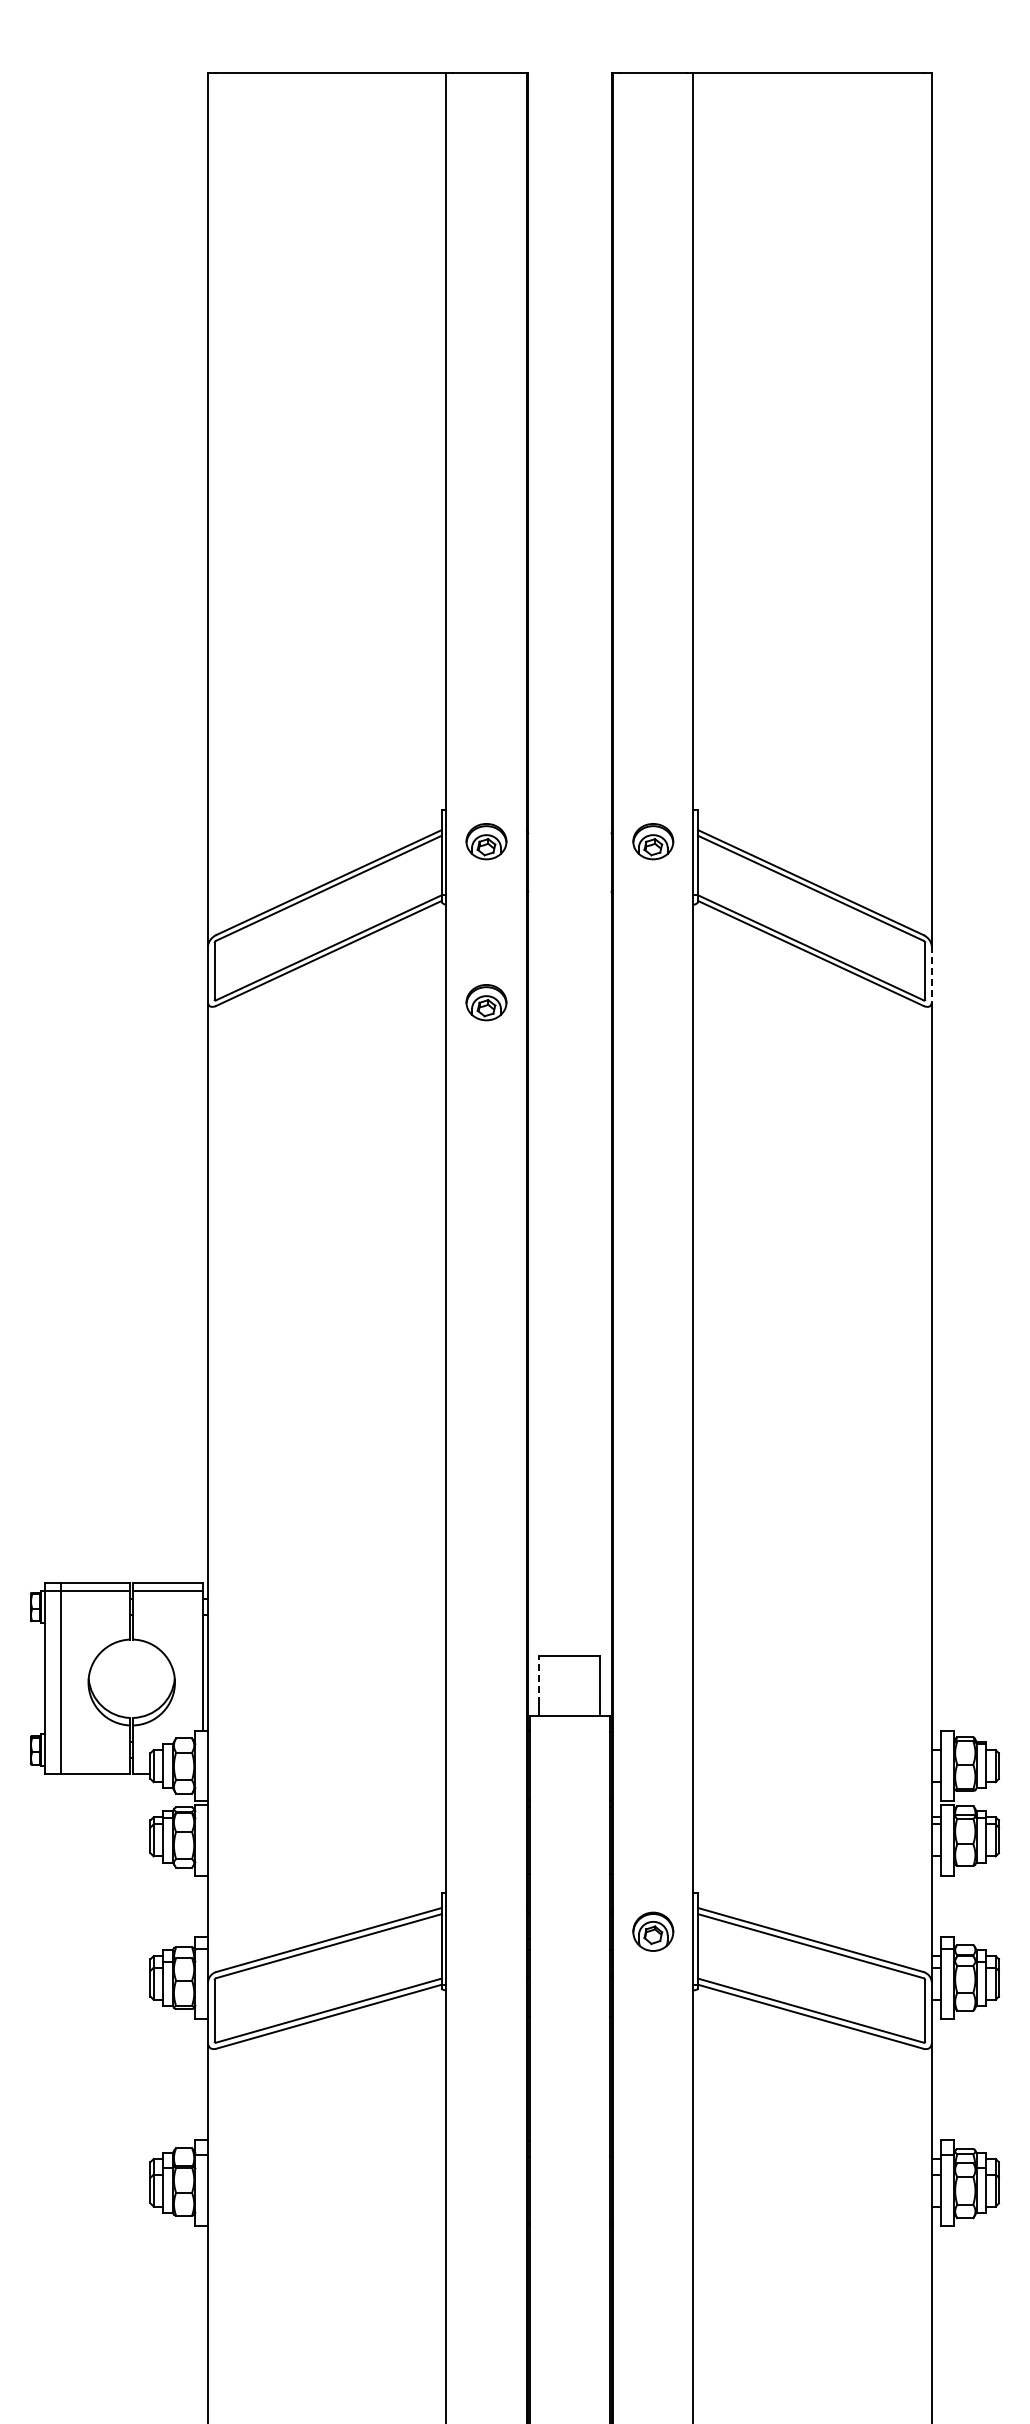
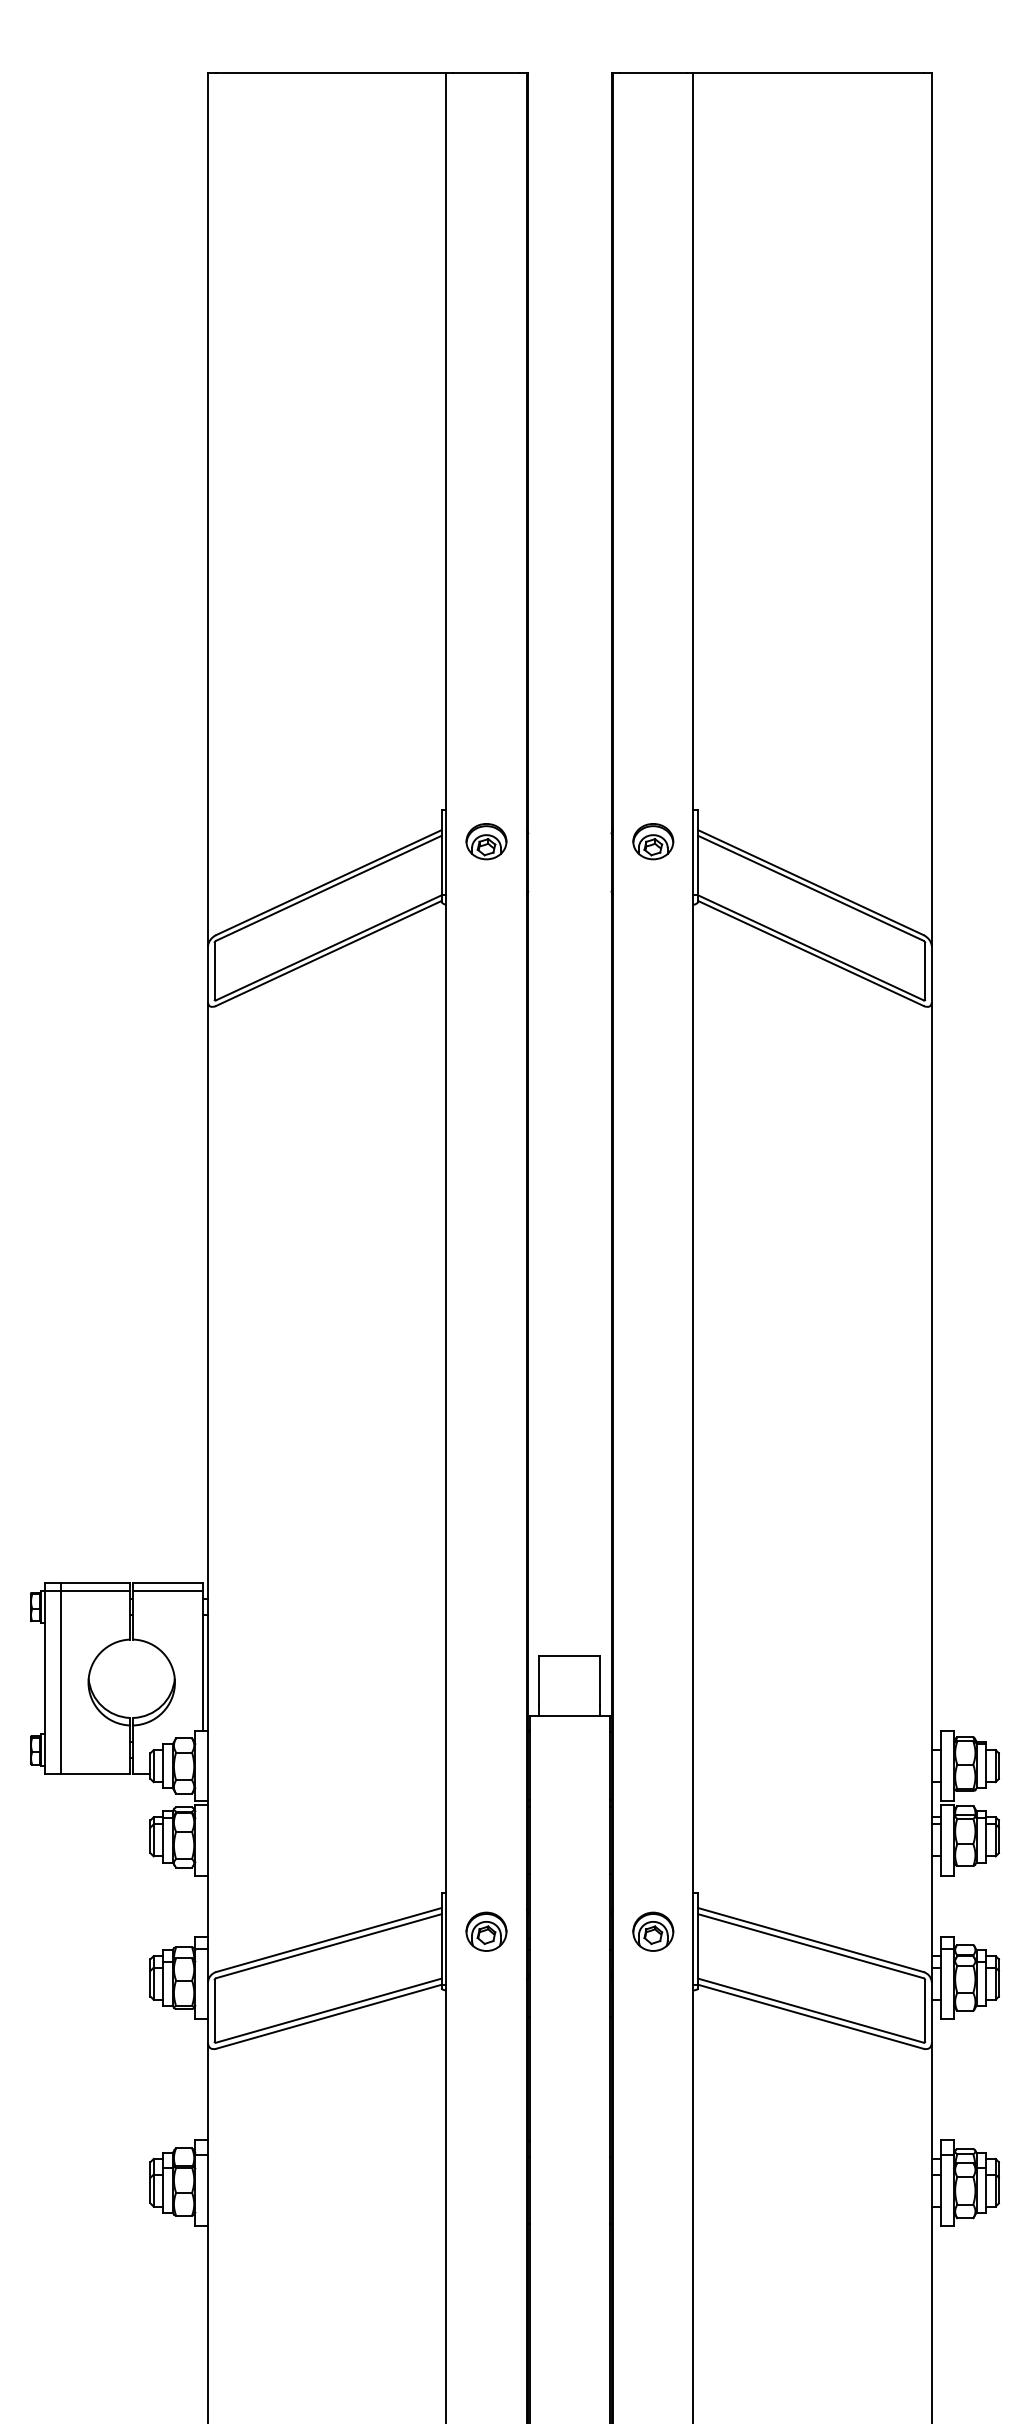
line: dashed -> solid (931, 974)
part: present -> none (486, 1002)
line: dashed -> solid (539, 1679)
part: none -> present (486, 1931)
